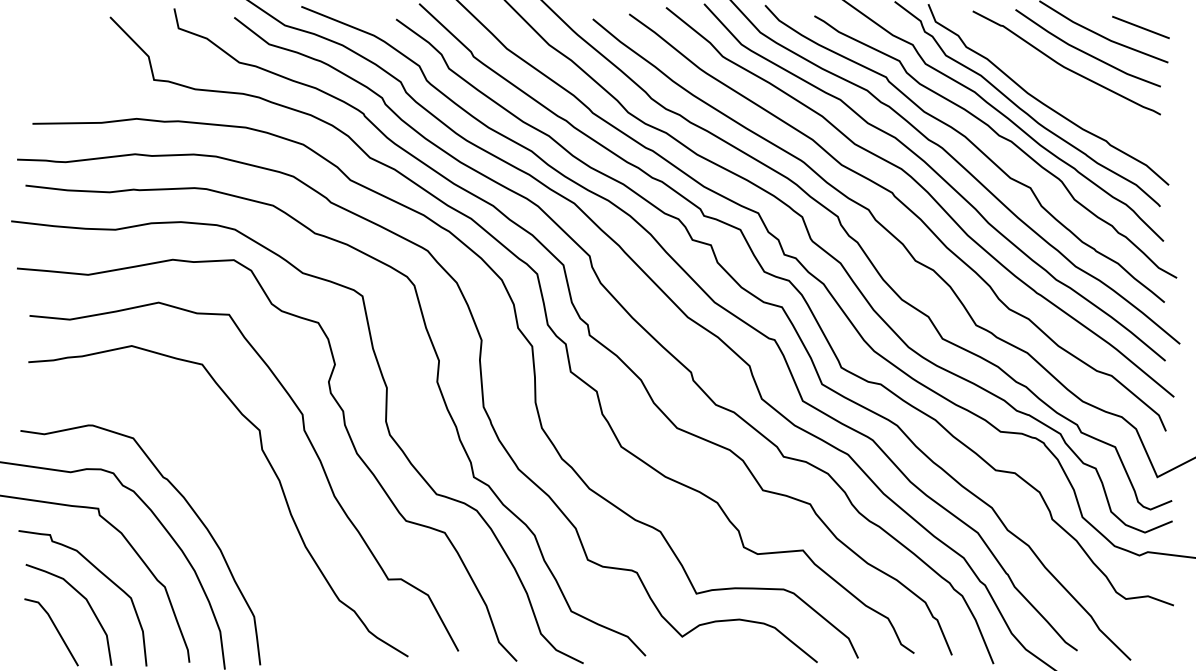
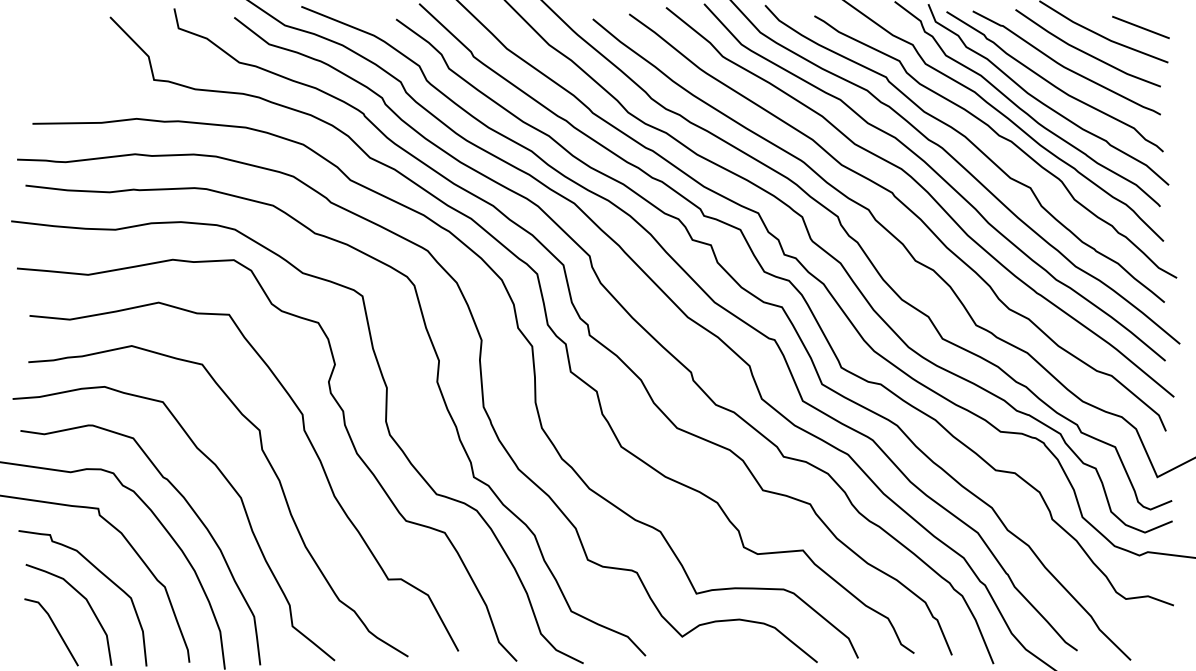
curve: none -> present (1052, 83)
curve: none -> present (227, 482)
